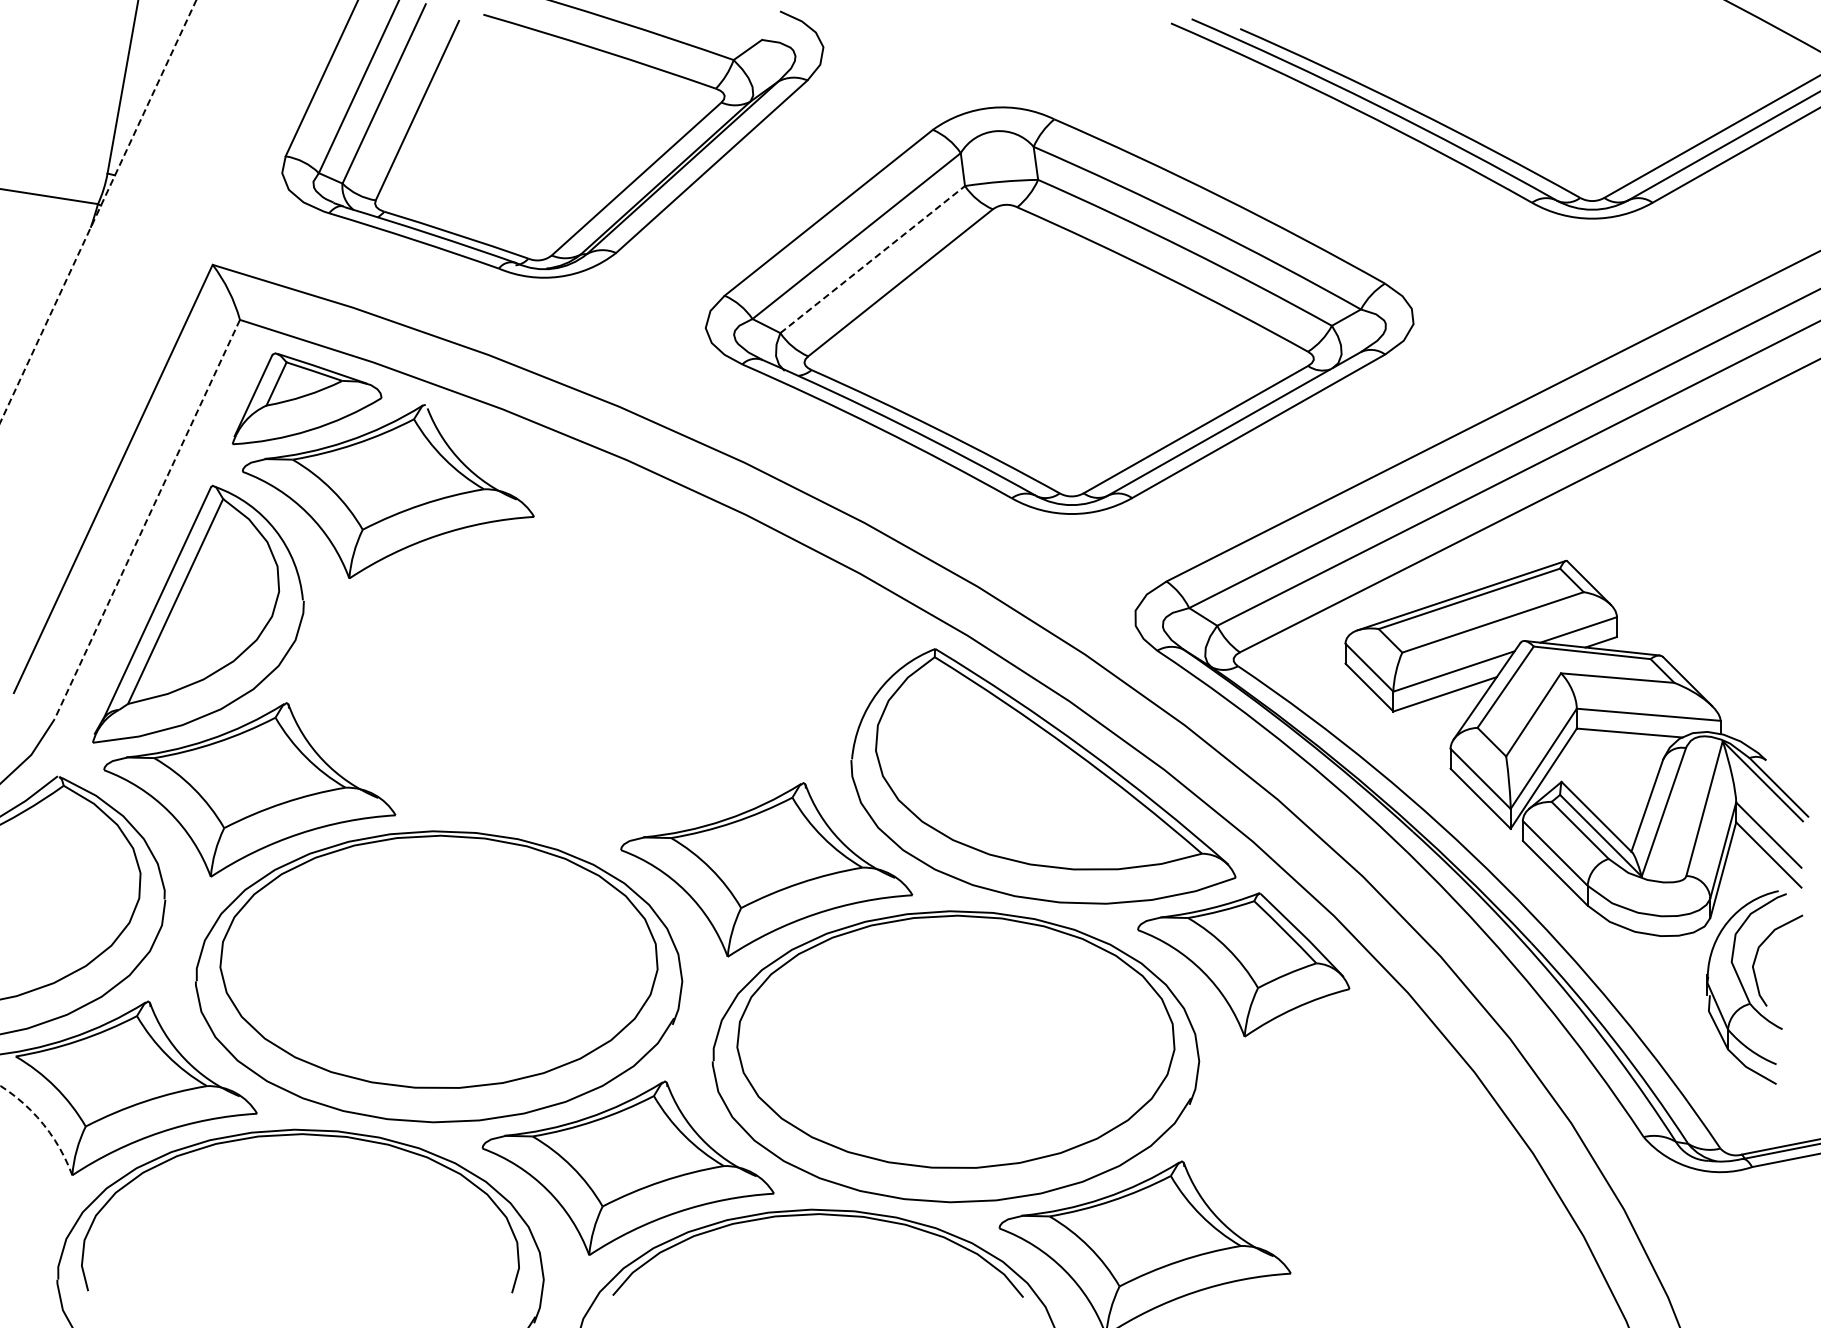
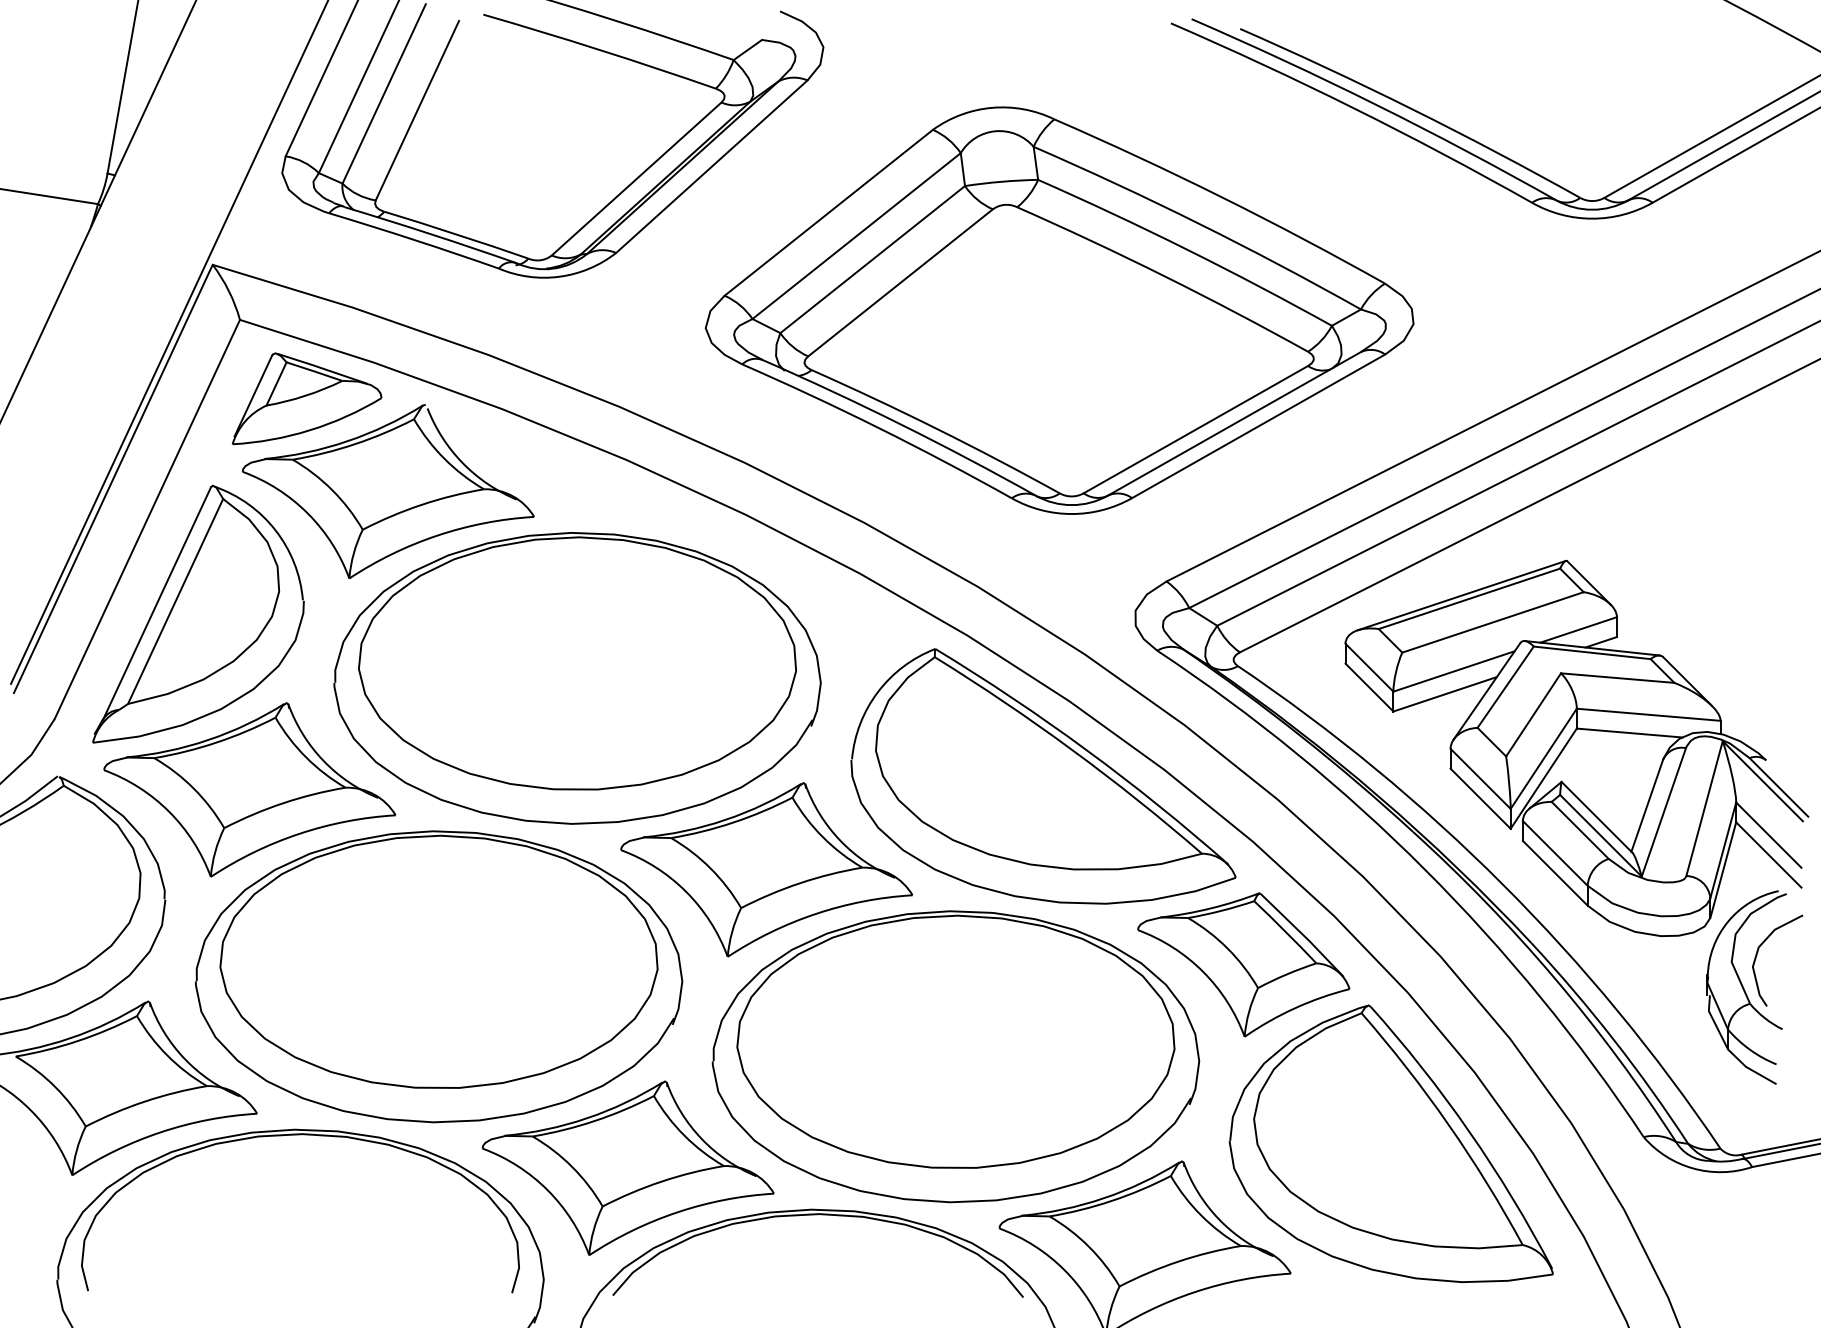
line: dashed -> solid (98, 211)
line: dashed -> solid (873, 259)
line: none -> present (168, 342)
line: dashed -> solid (147, 520)
part: none -> present (577, 678)
arc: dashed -> solid (43, 1124)
part: none -> present (1390, 1143)
